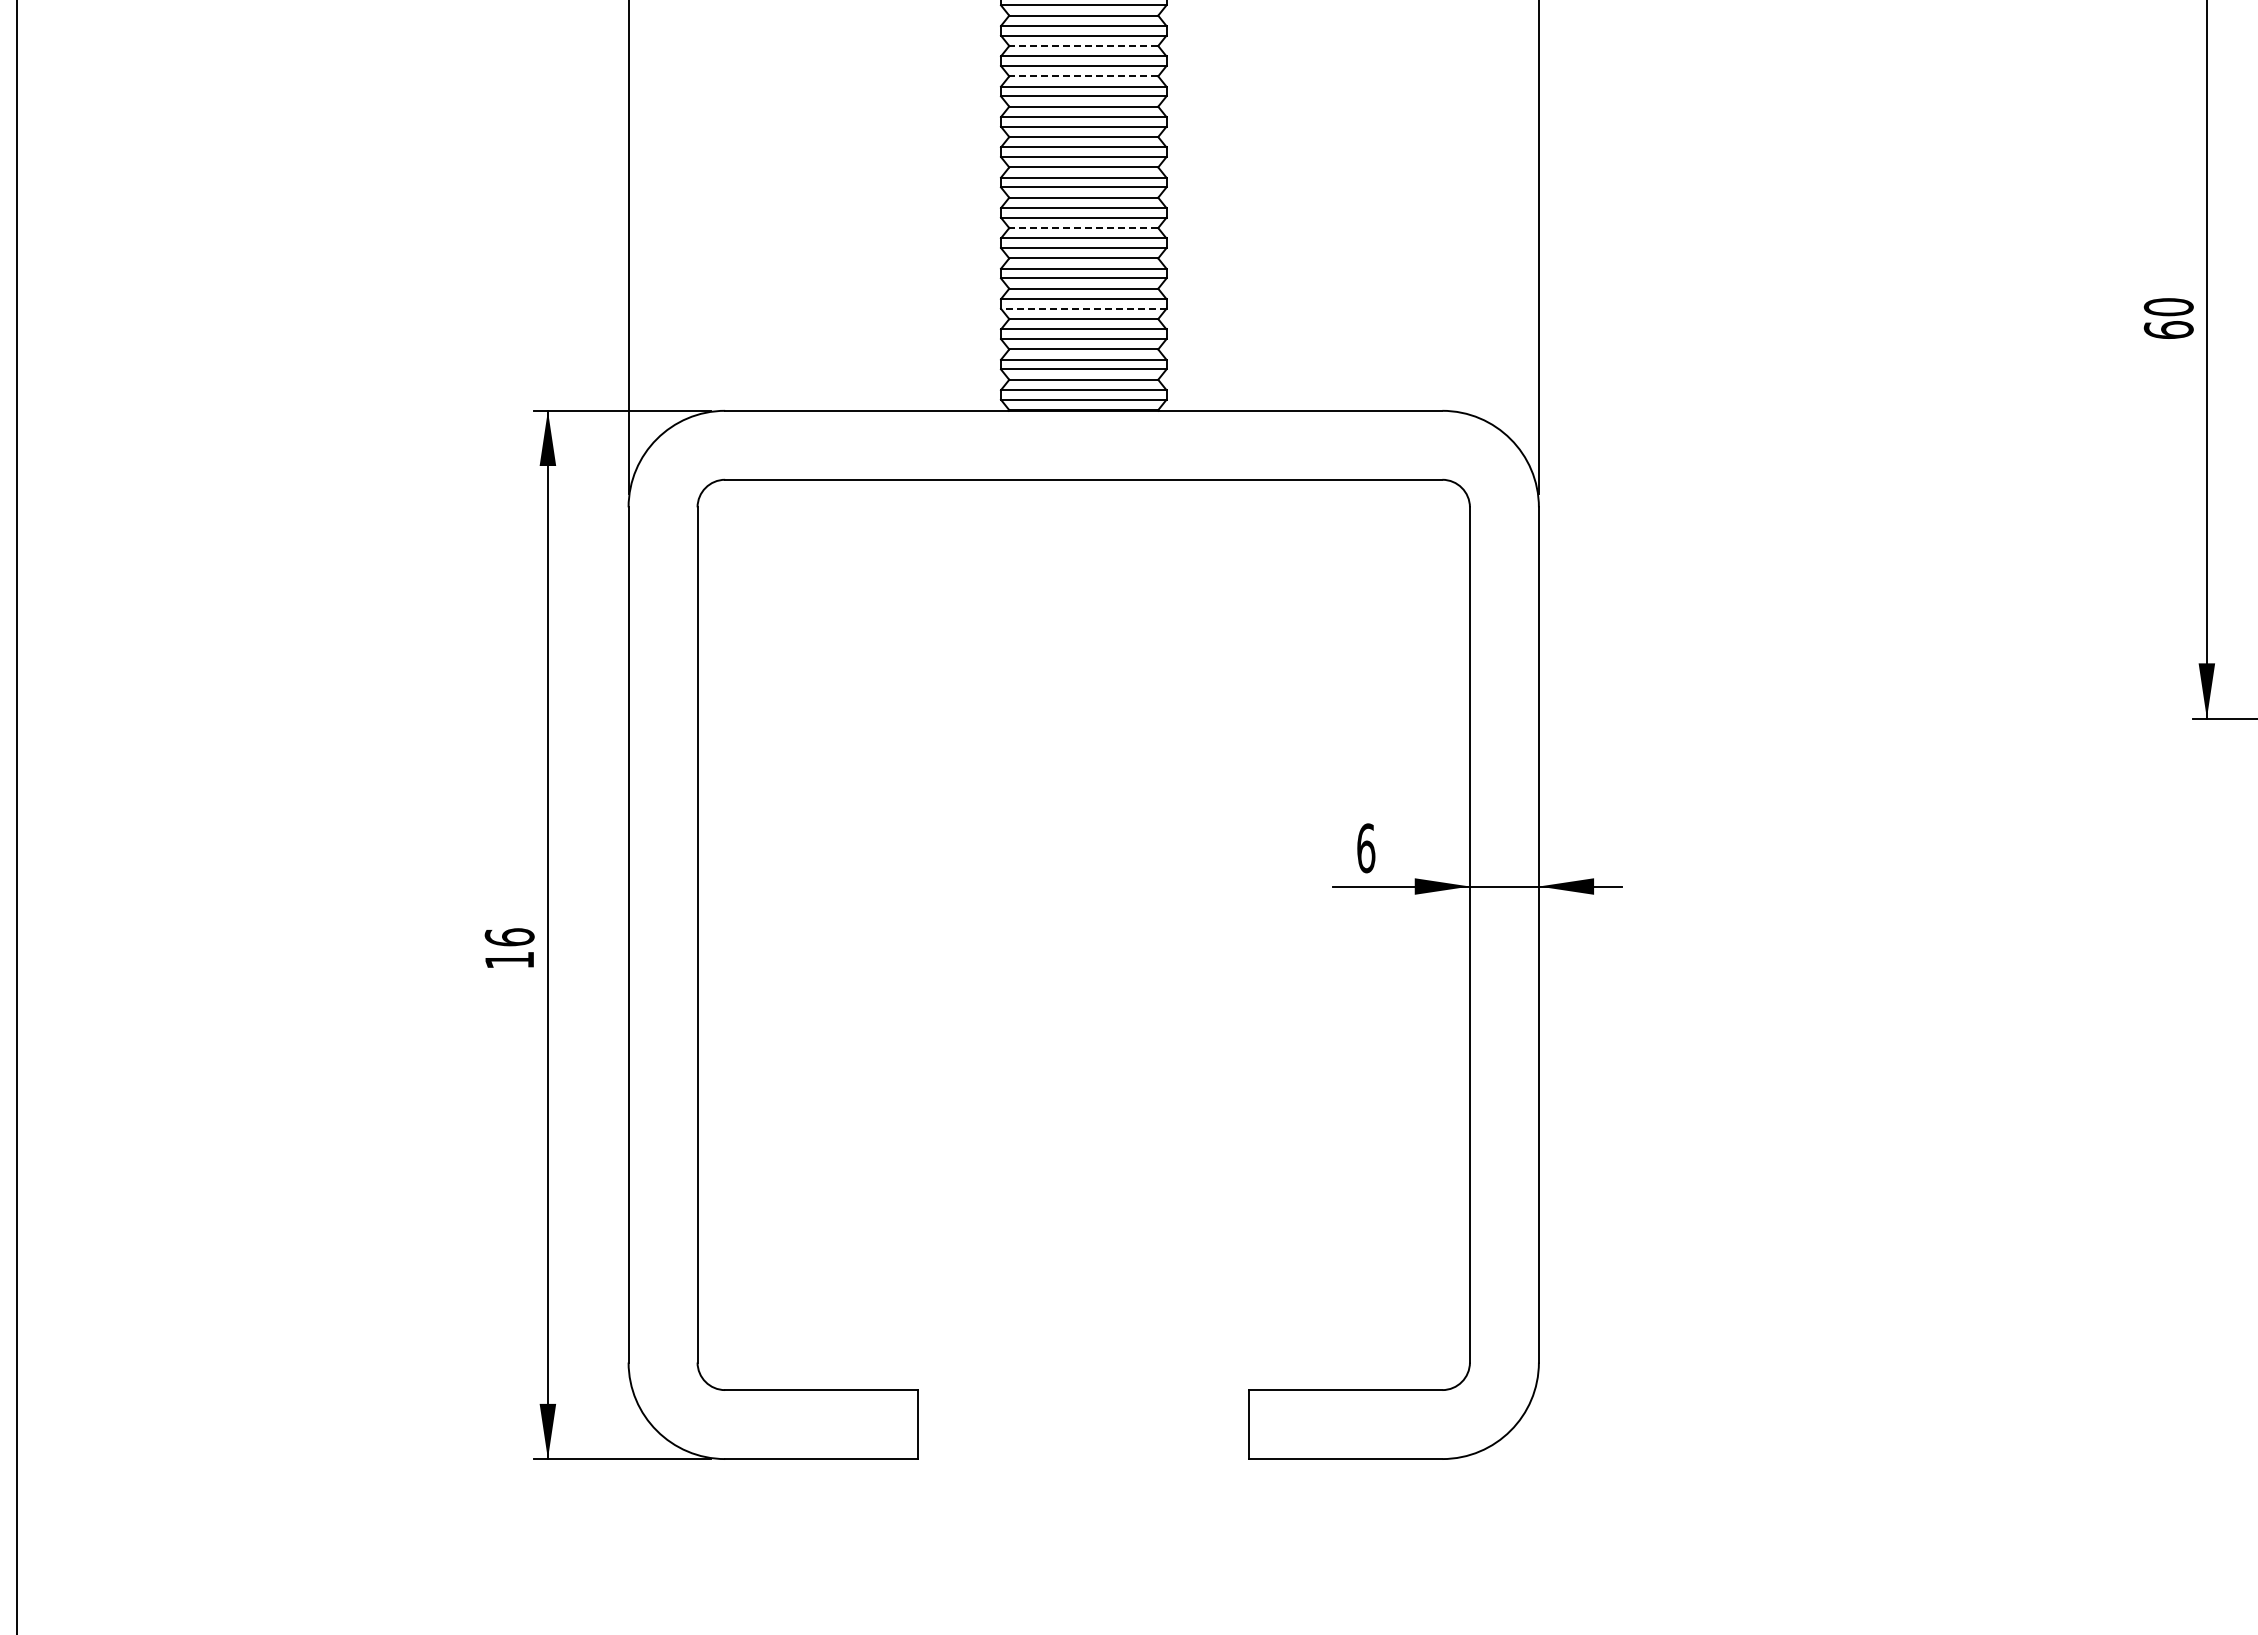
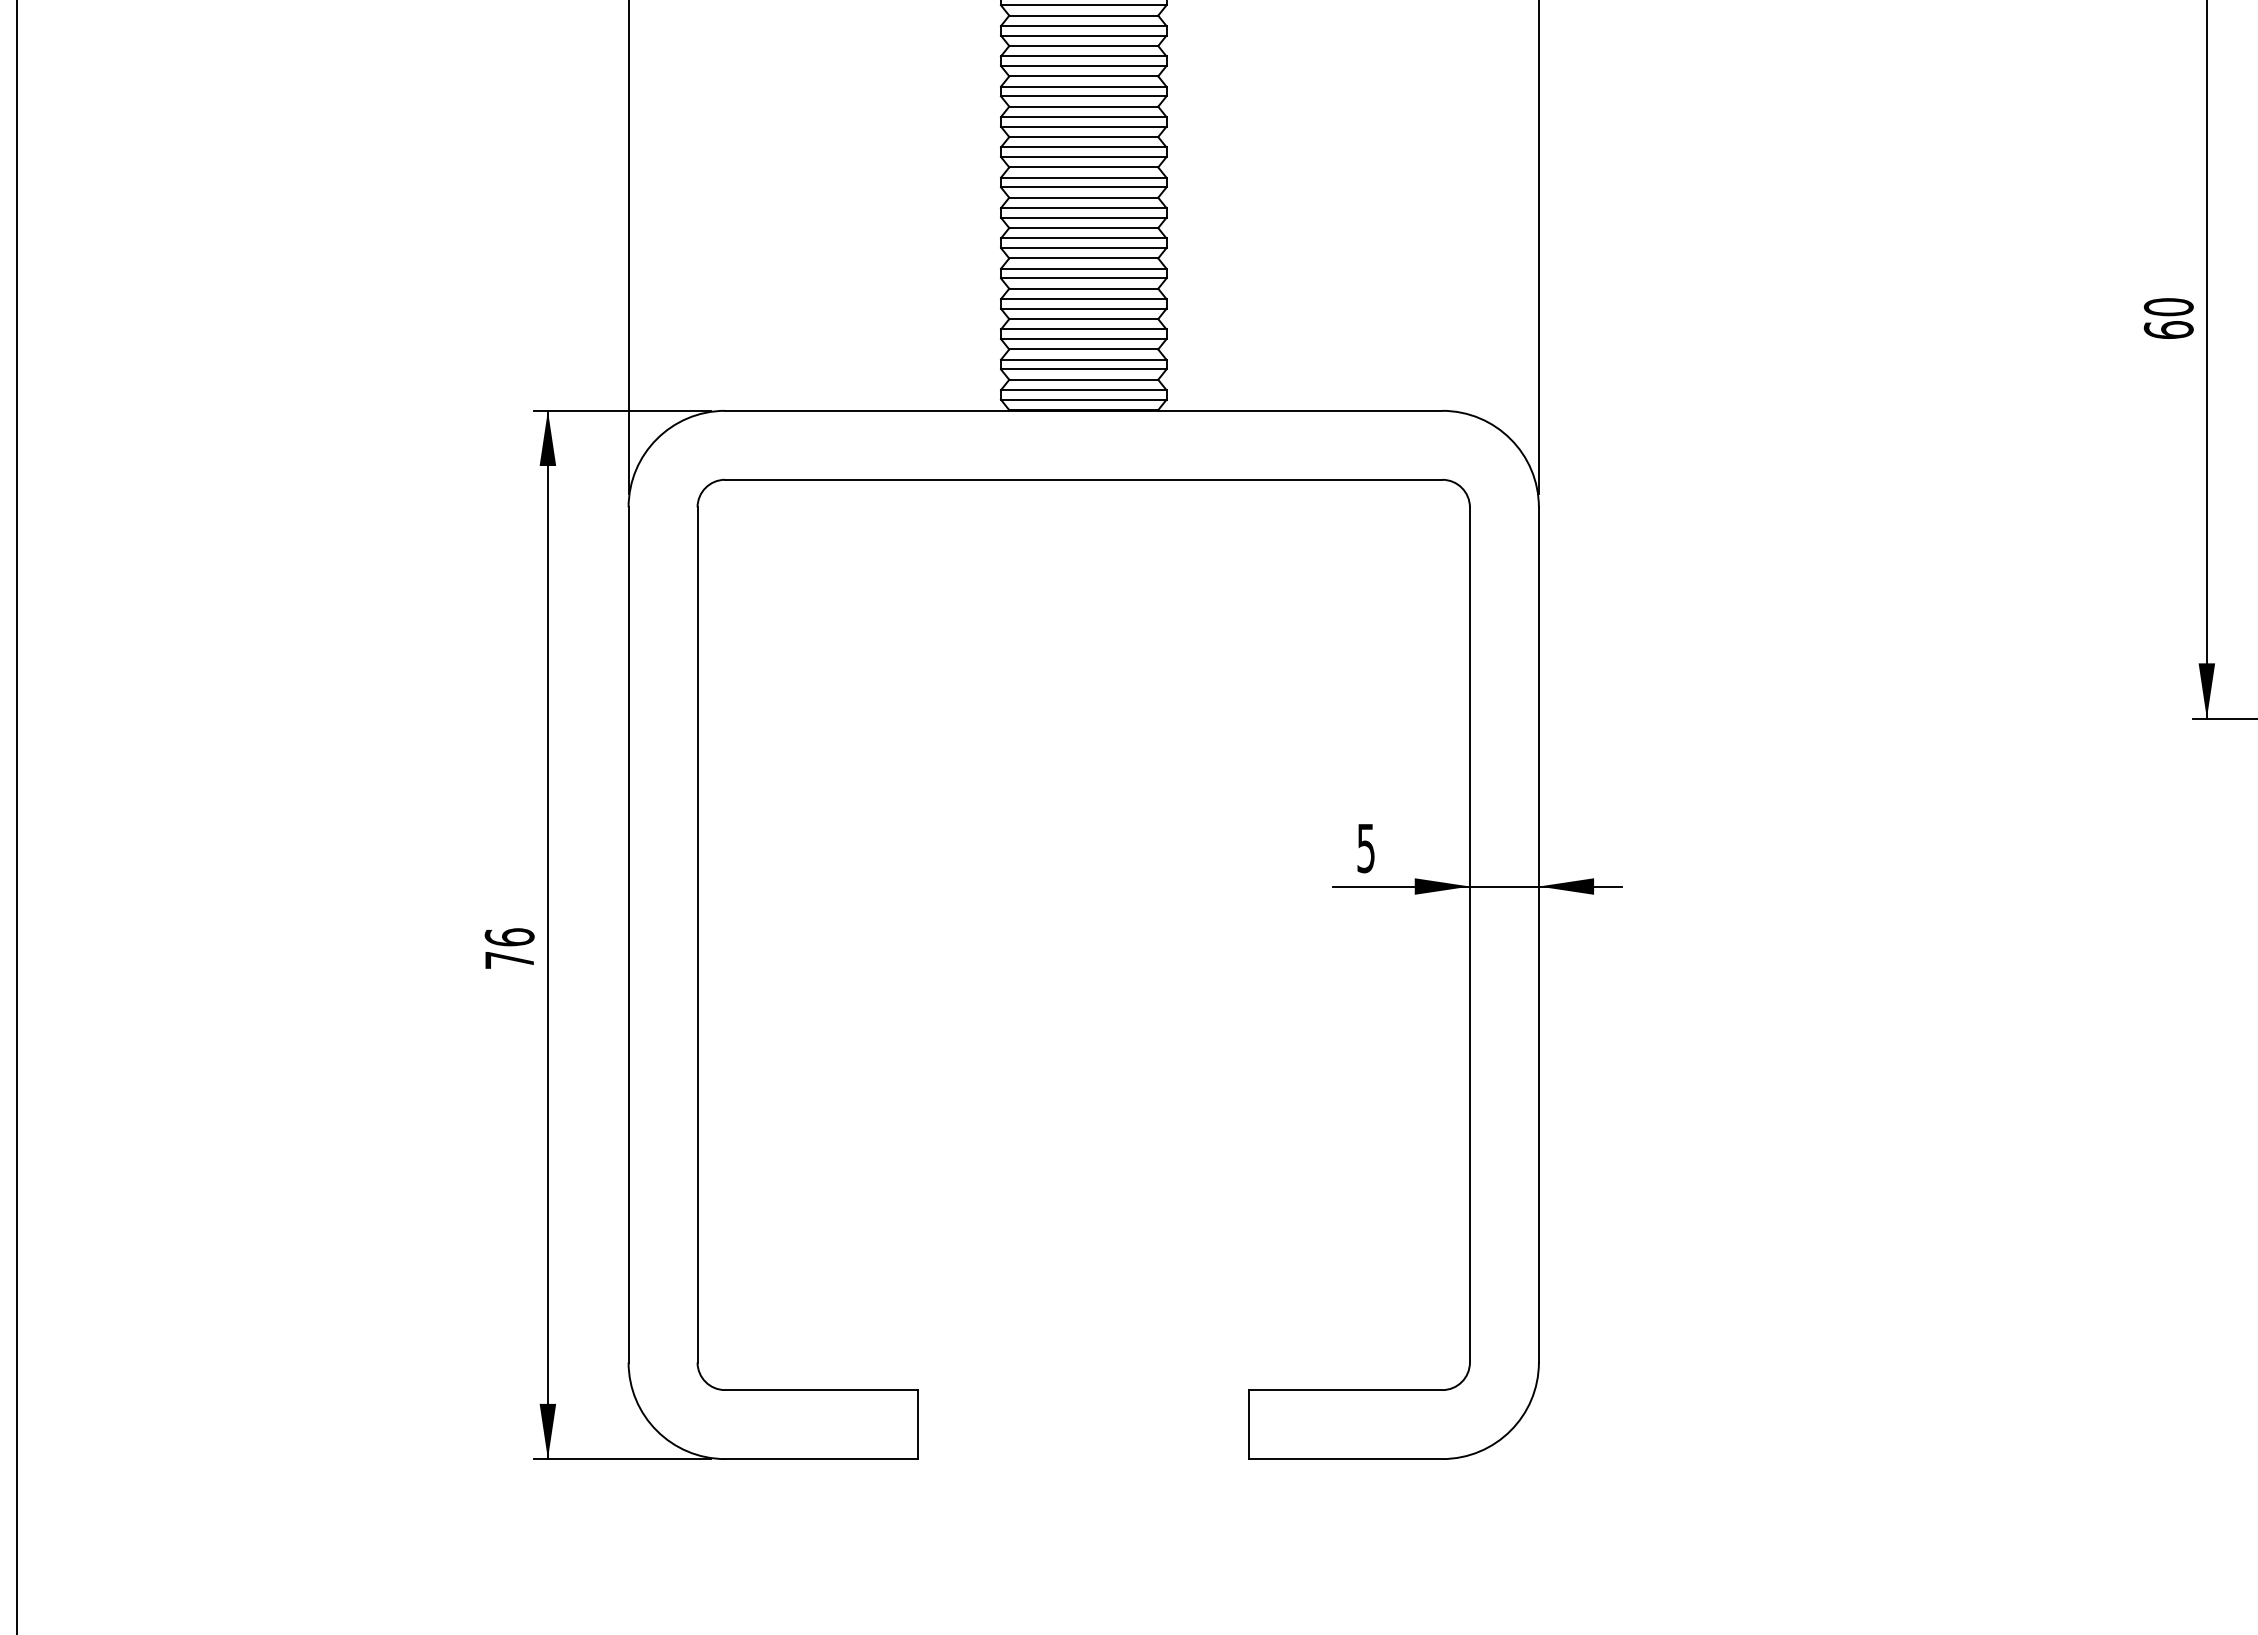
line: dashed -> solid (1083, 46)
line: dashed -> solid (1083, 76)
line: dashed -> solid (1083, 228)
line: dashed -> solid (1083, 308)
text: 6 -> 5 (1366, 848)
text: 16 -> 76 (509, 960)
